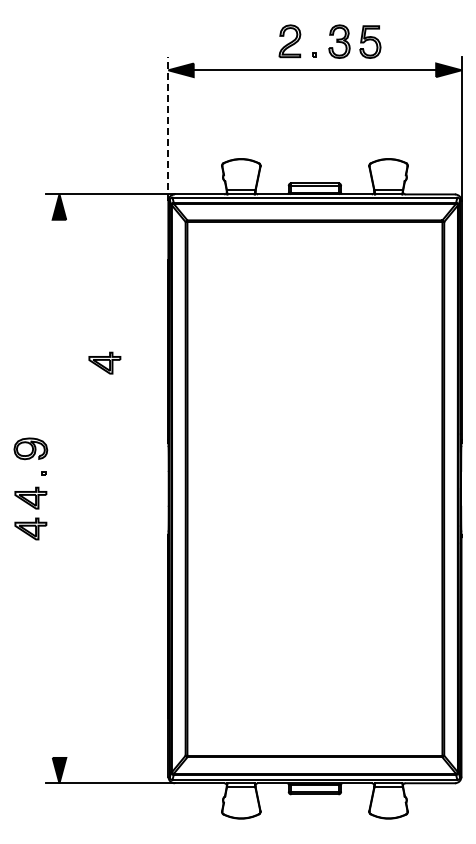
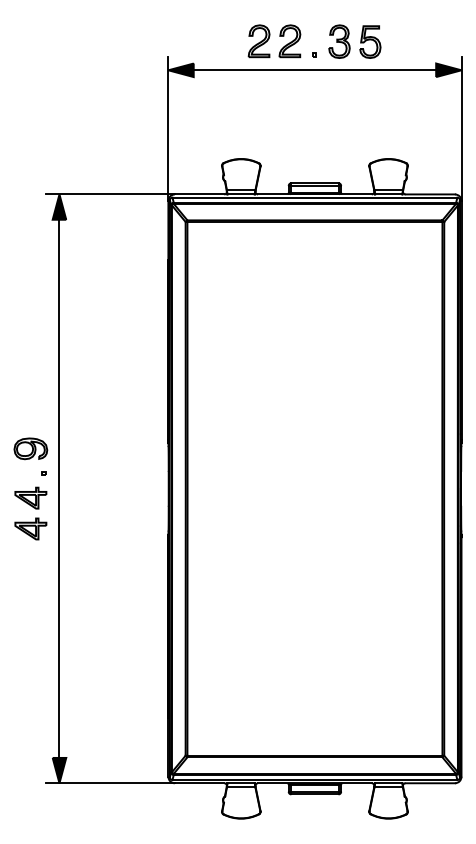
part: none -> present (258, 41)
line: dashed -> solid (168, 129)
part: present -> none (104, 362)
line: none -> present (59, 488)
